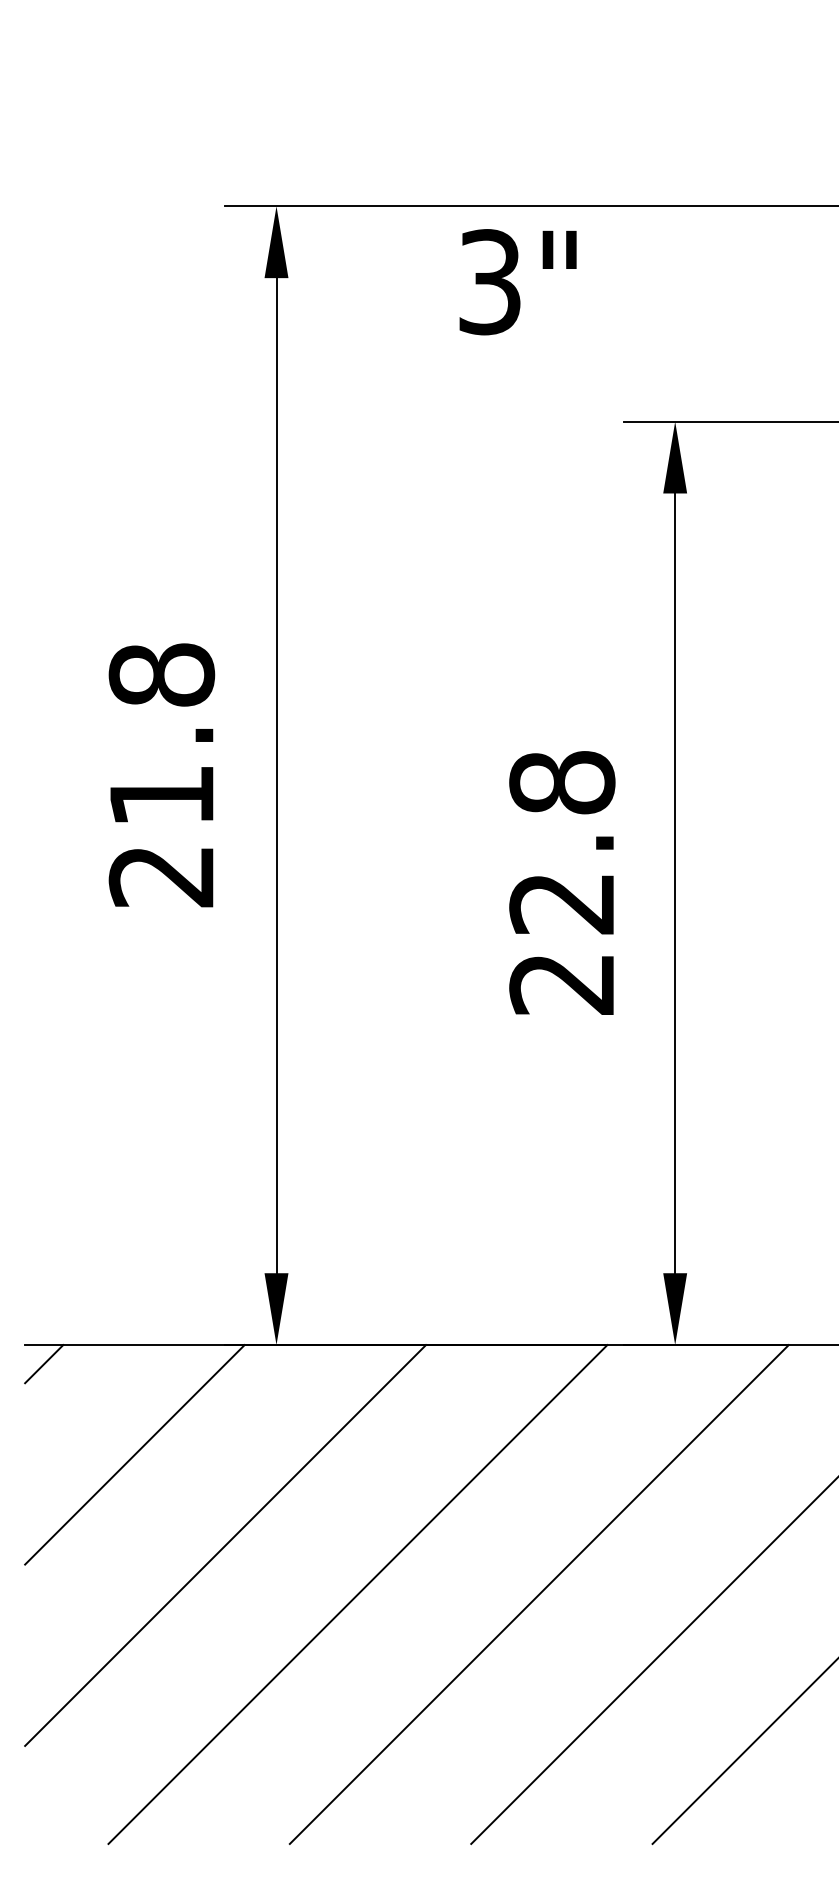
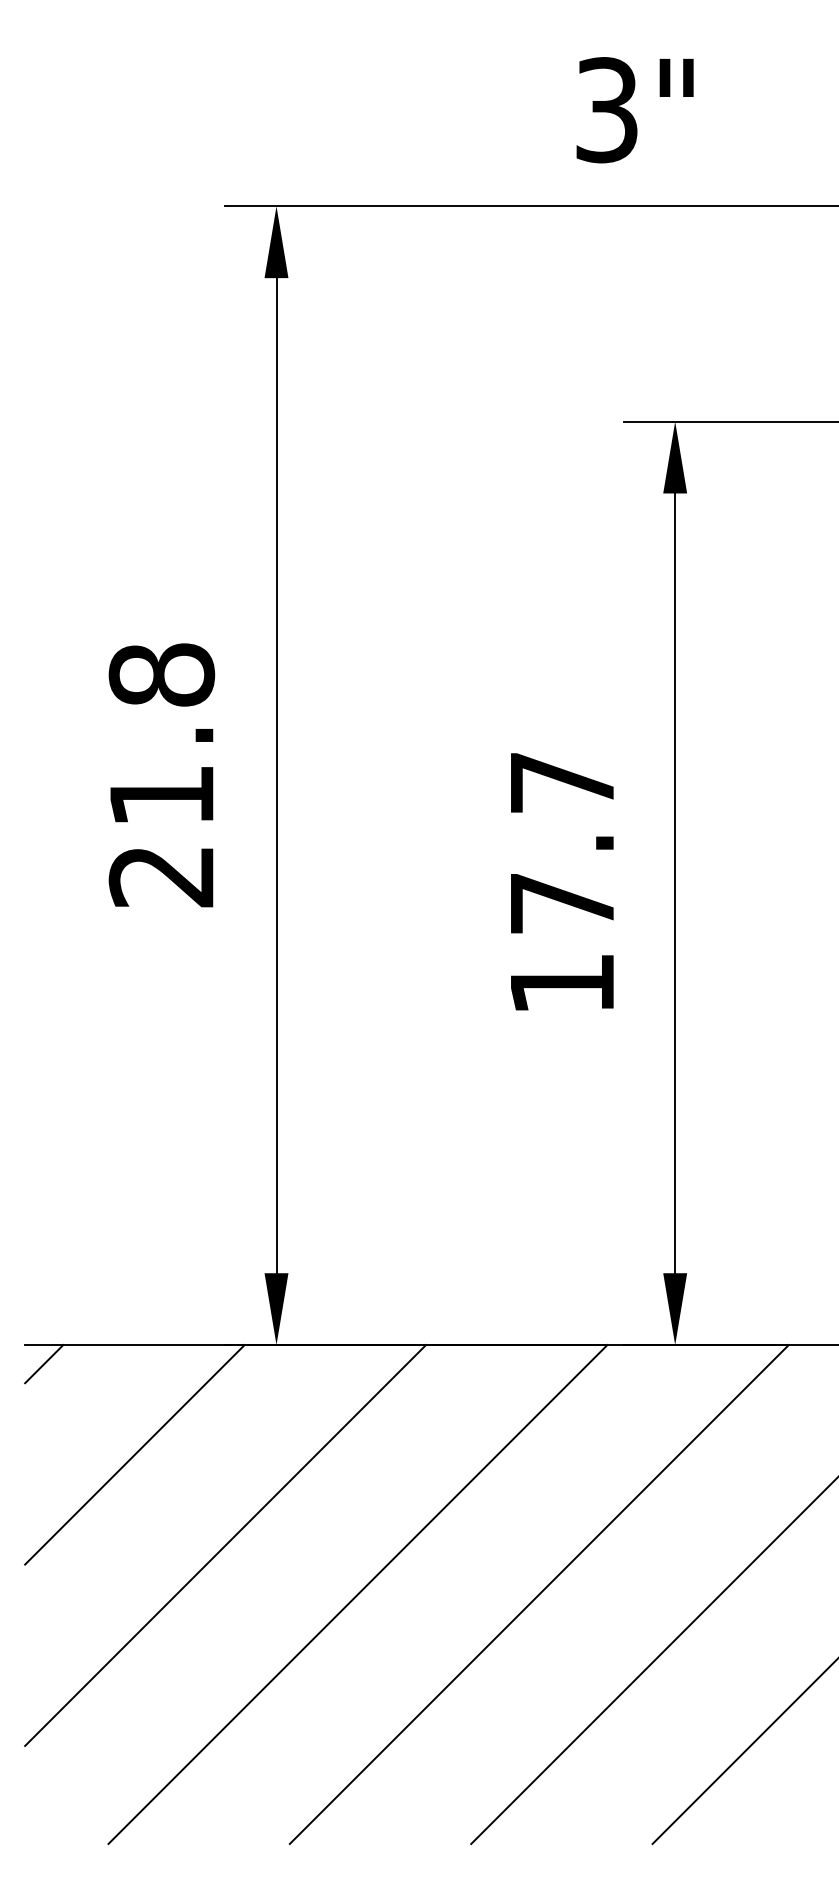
text position: (517, 282) -> (634, 110) (634, 110)
text: 22.8 -> 17.7 (562, 882)
